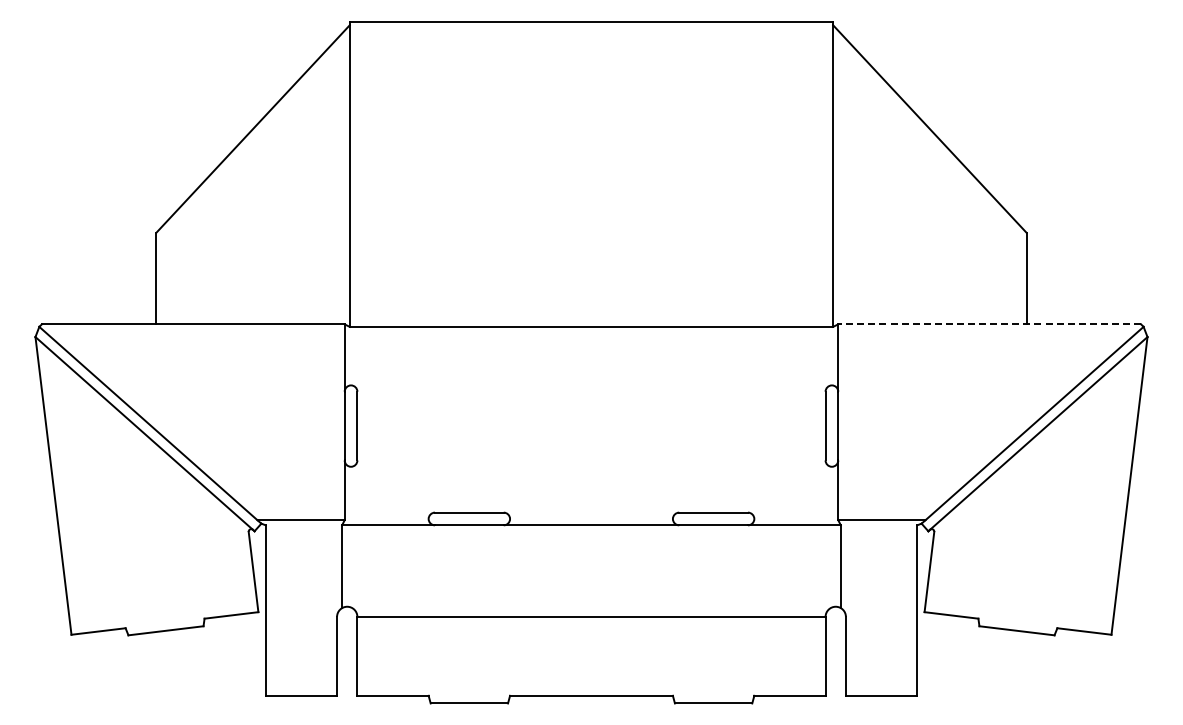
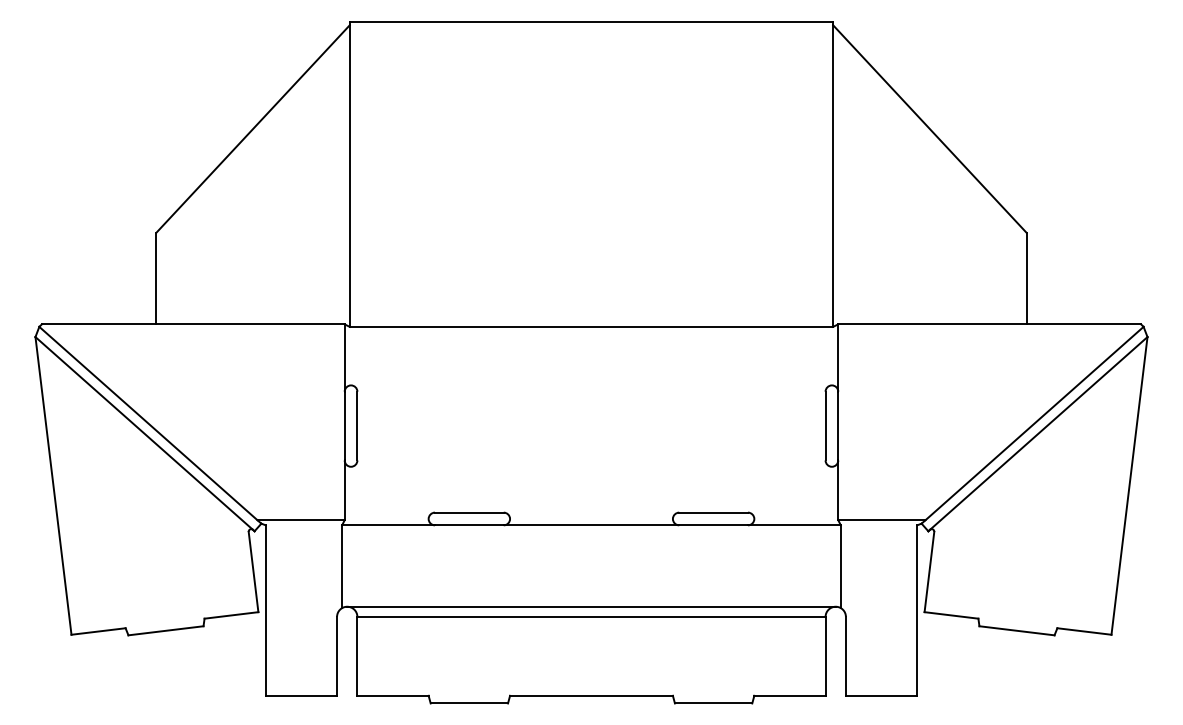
line: dashed -> solid (989, 324)
line: none -> present (591, 606)
